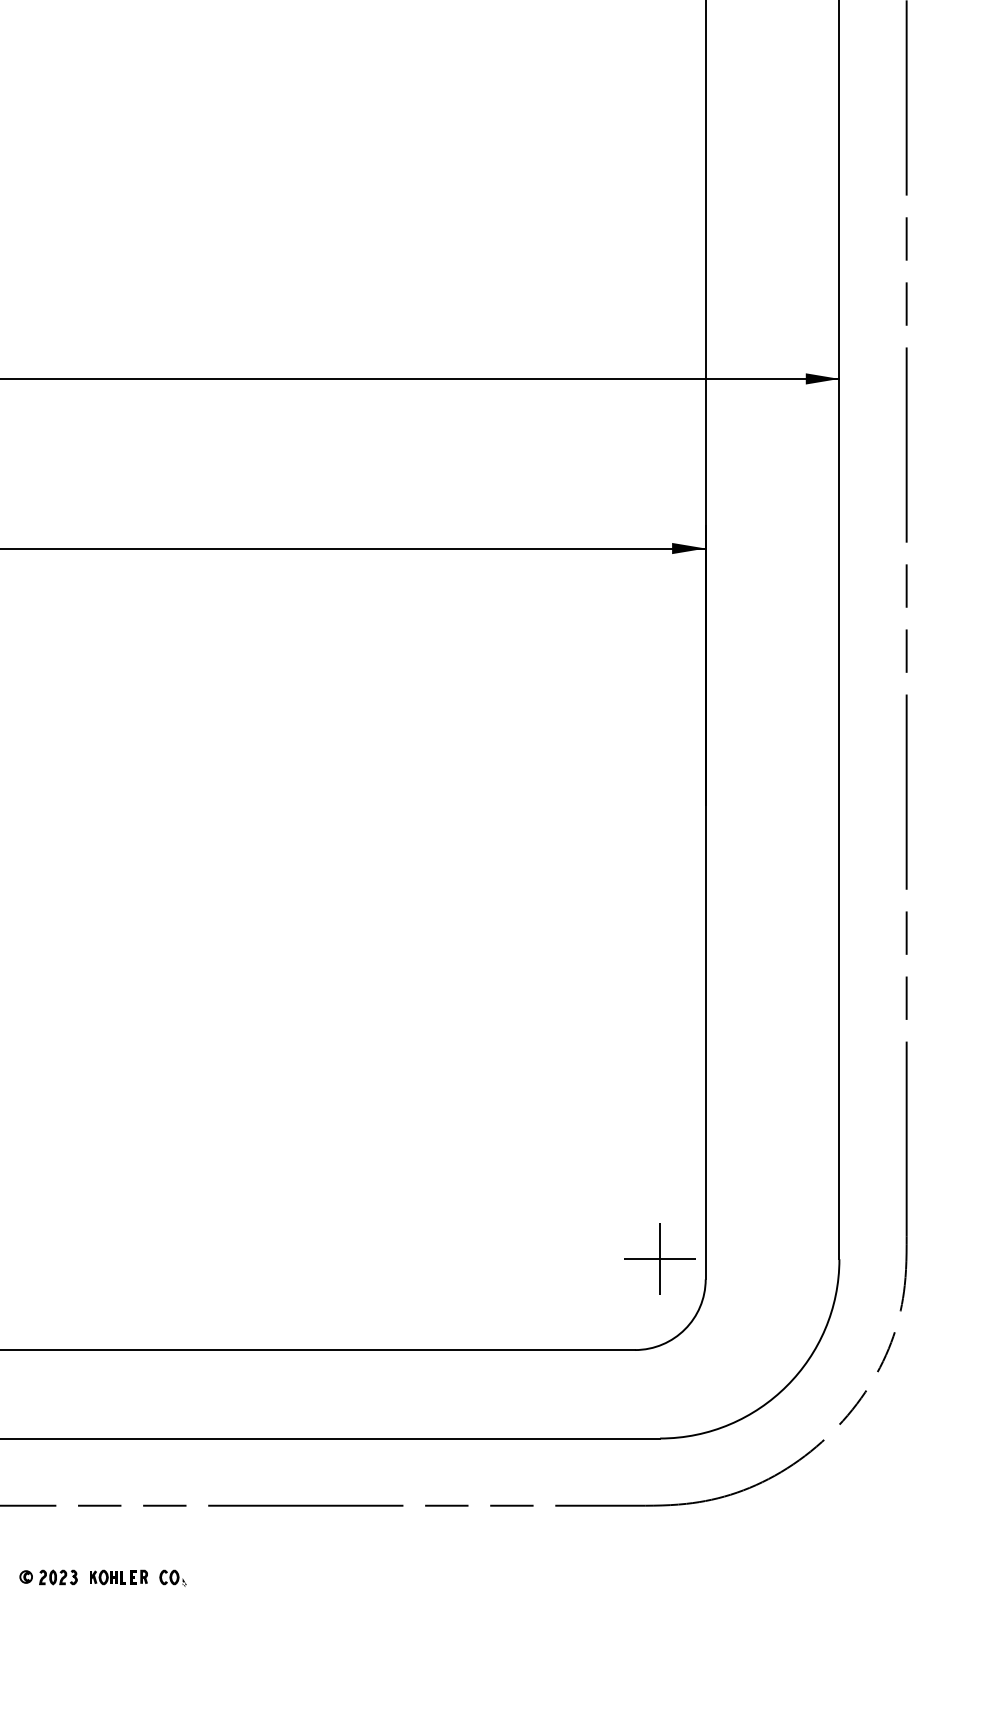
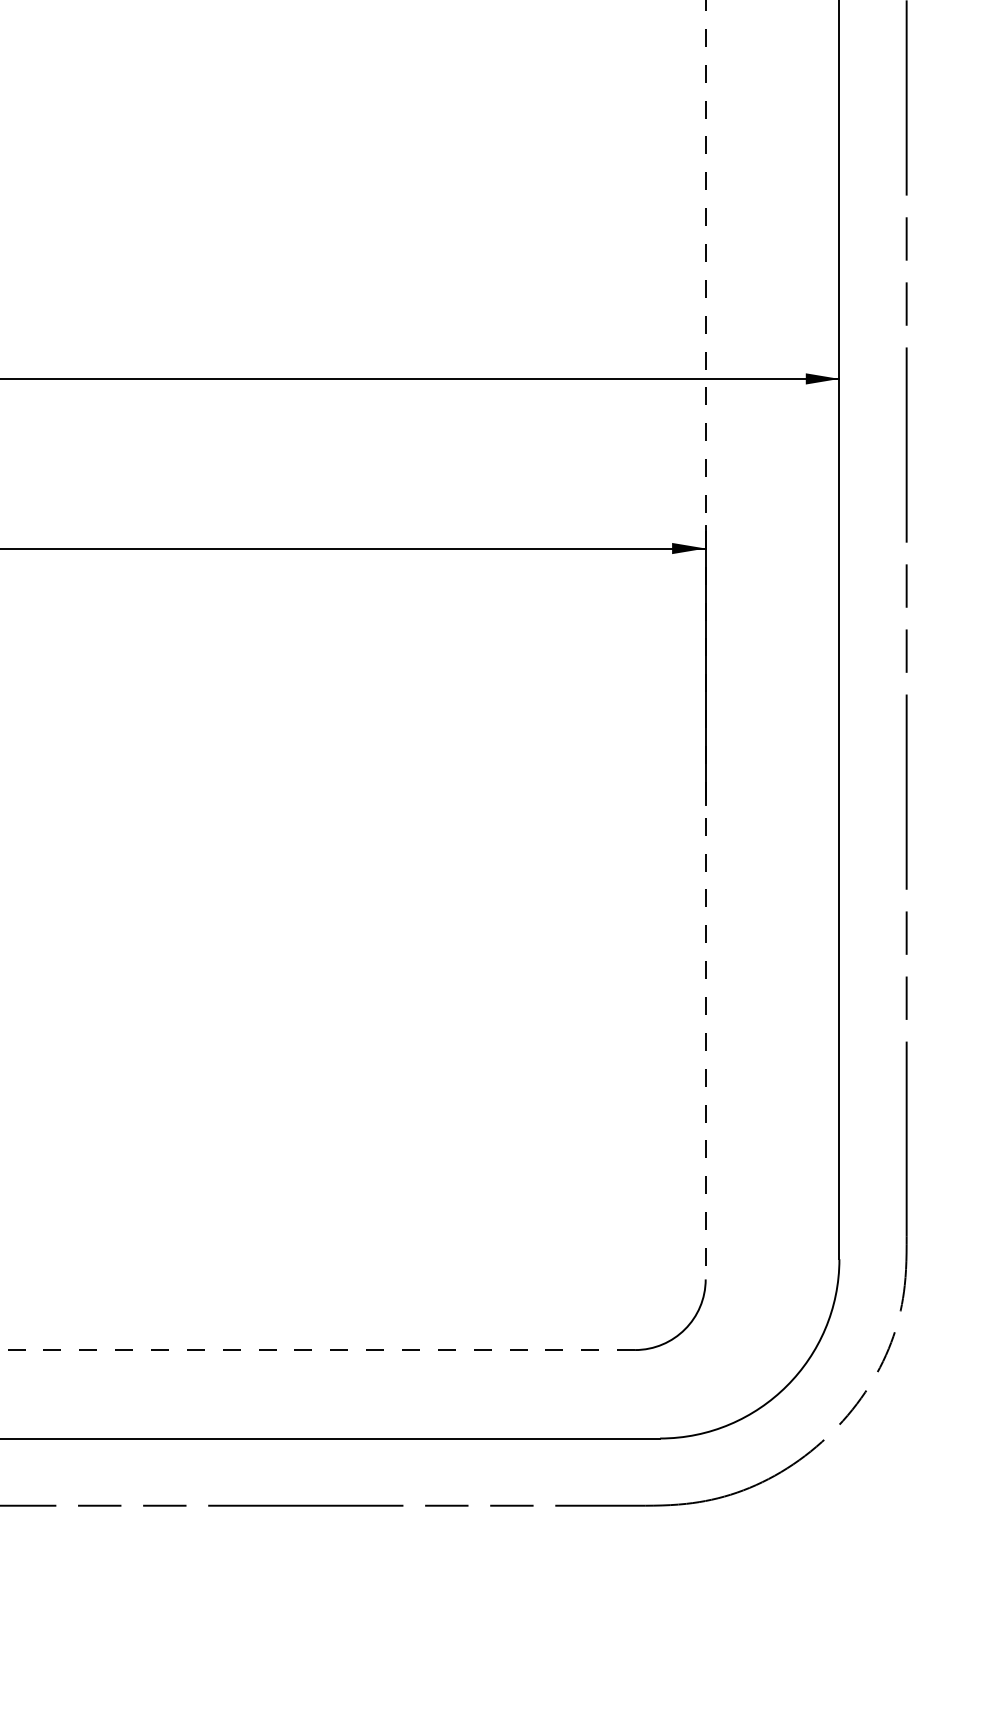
line: solid -> dashed (705, 640)
part: present -> none (659, 1258)
line: solid -> dashed (317, 1350)
part: present -> none (102, 1577)
